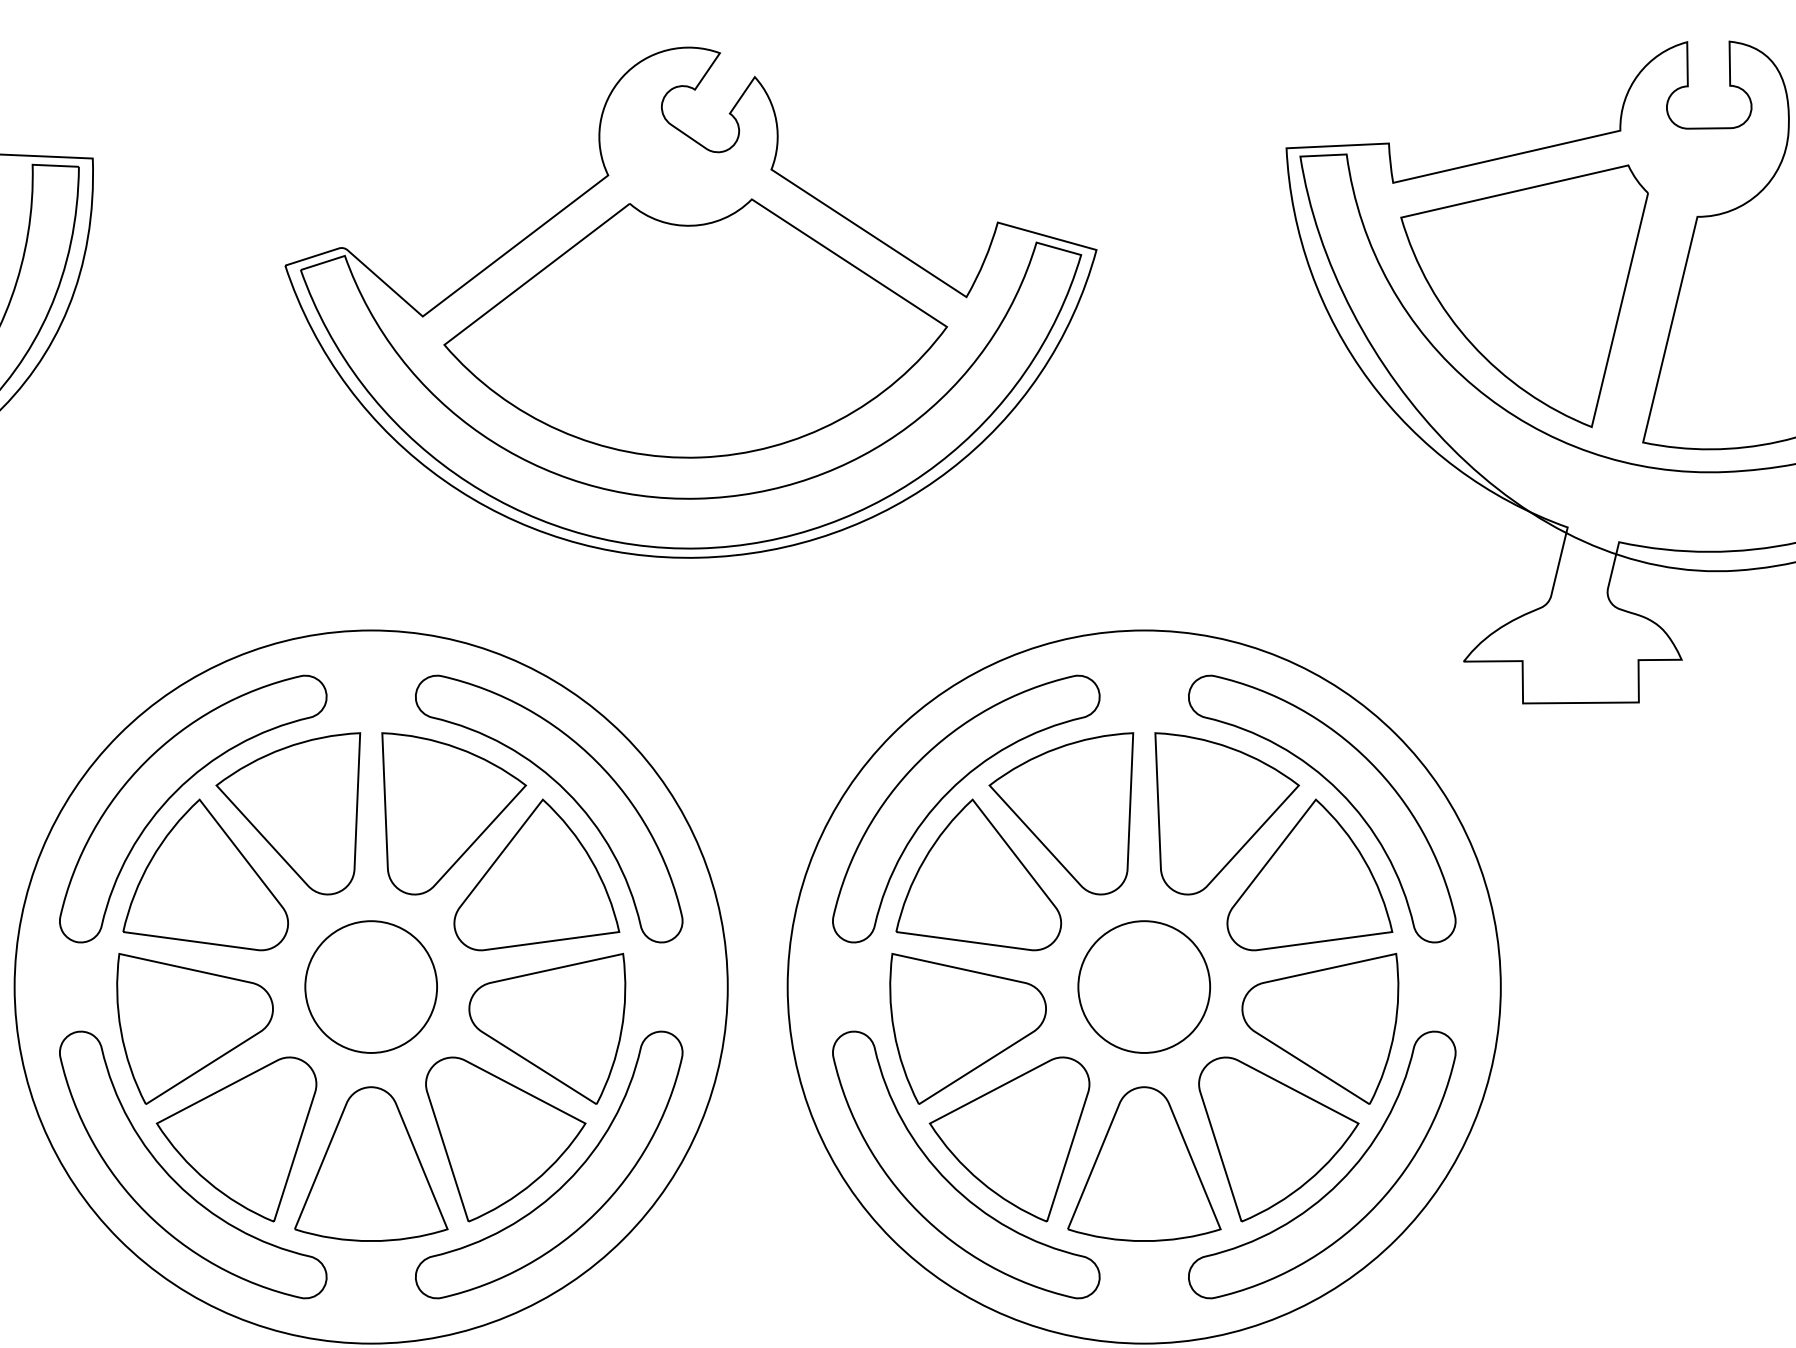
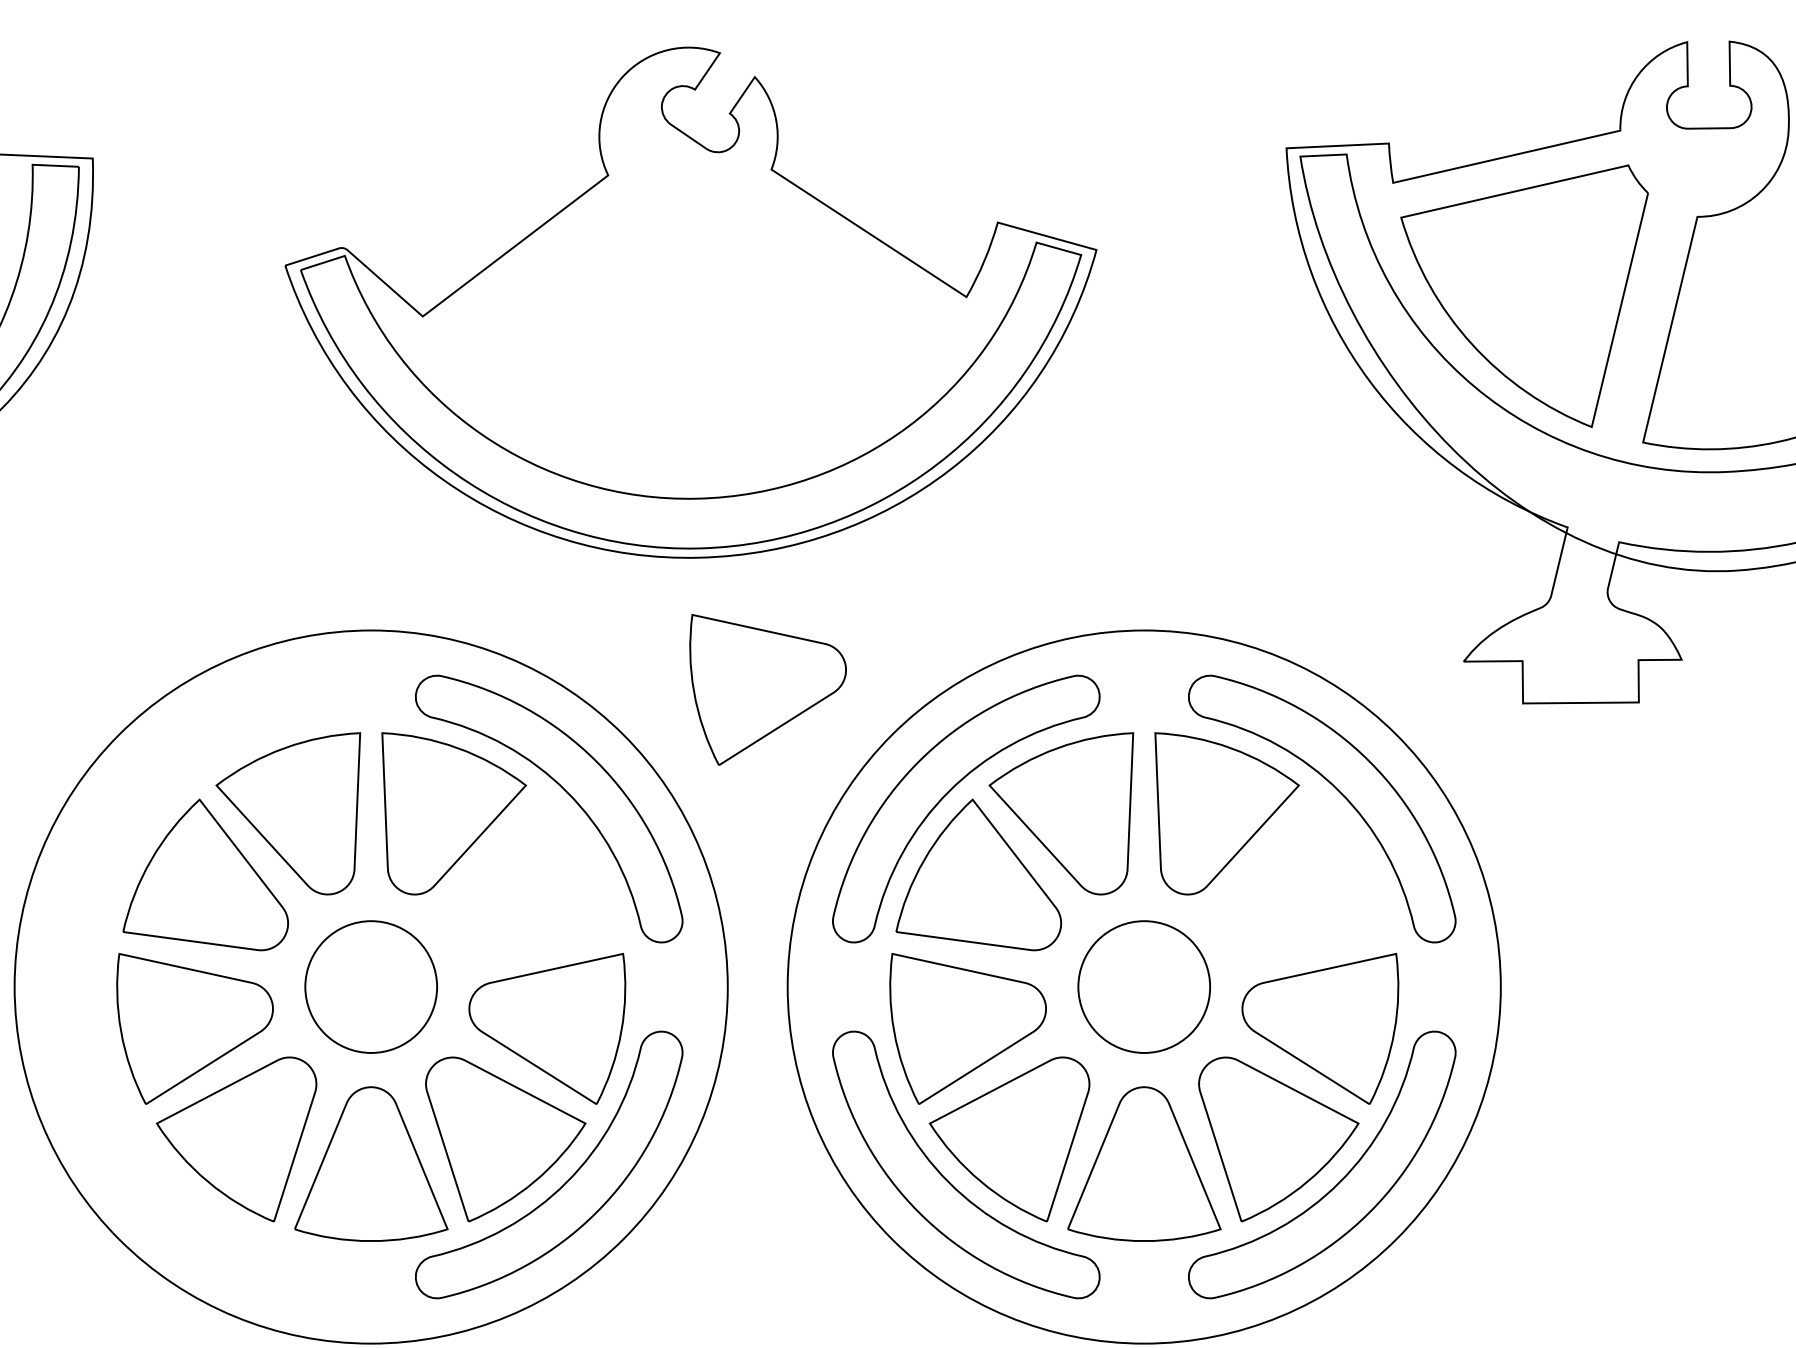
part: present -> none (695, 328)
part: none -> present (767, 689)
part: present -> none (177, 791)
part: present -> none (536, 874)
part: present -> none (1309, 874)
part: present -> none (176, 1181)
